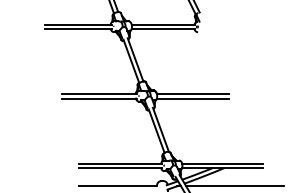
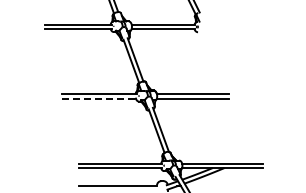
line: solid -> dashed (99, 98)
line: present -> none (234, 186)
